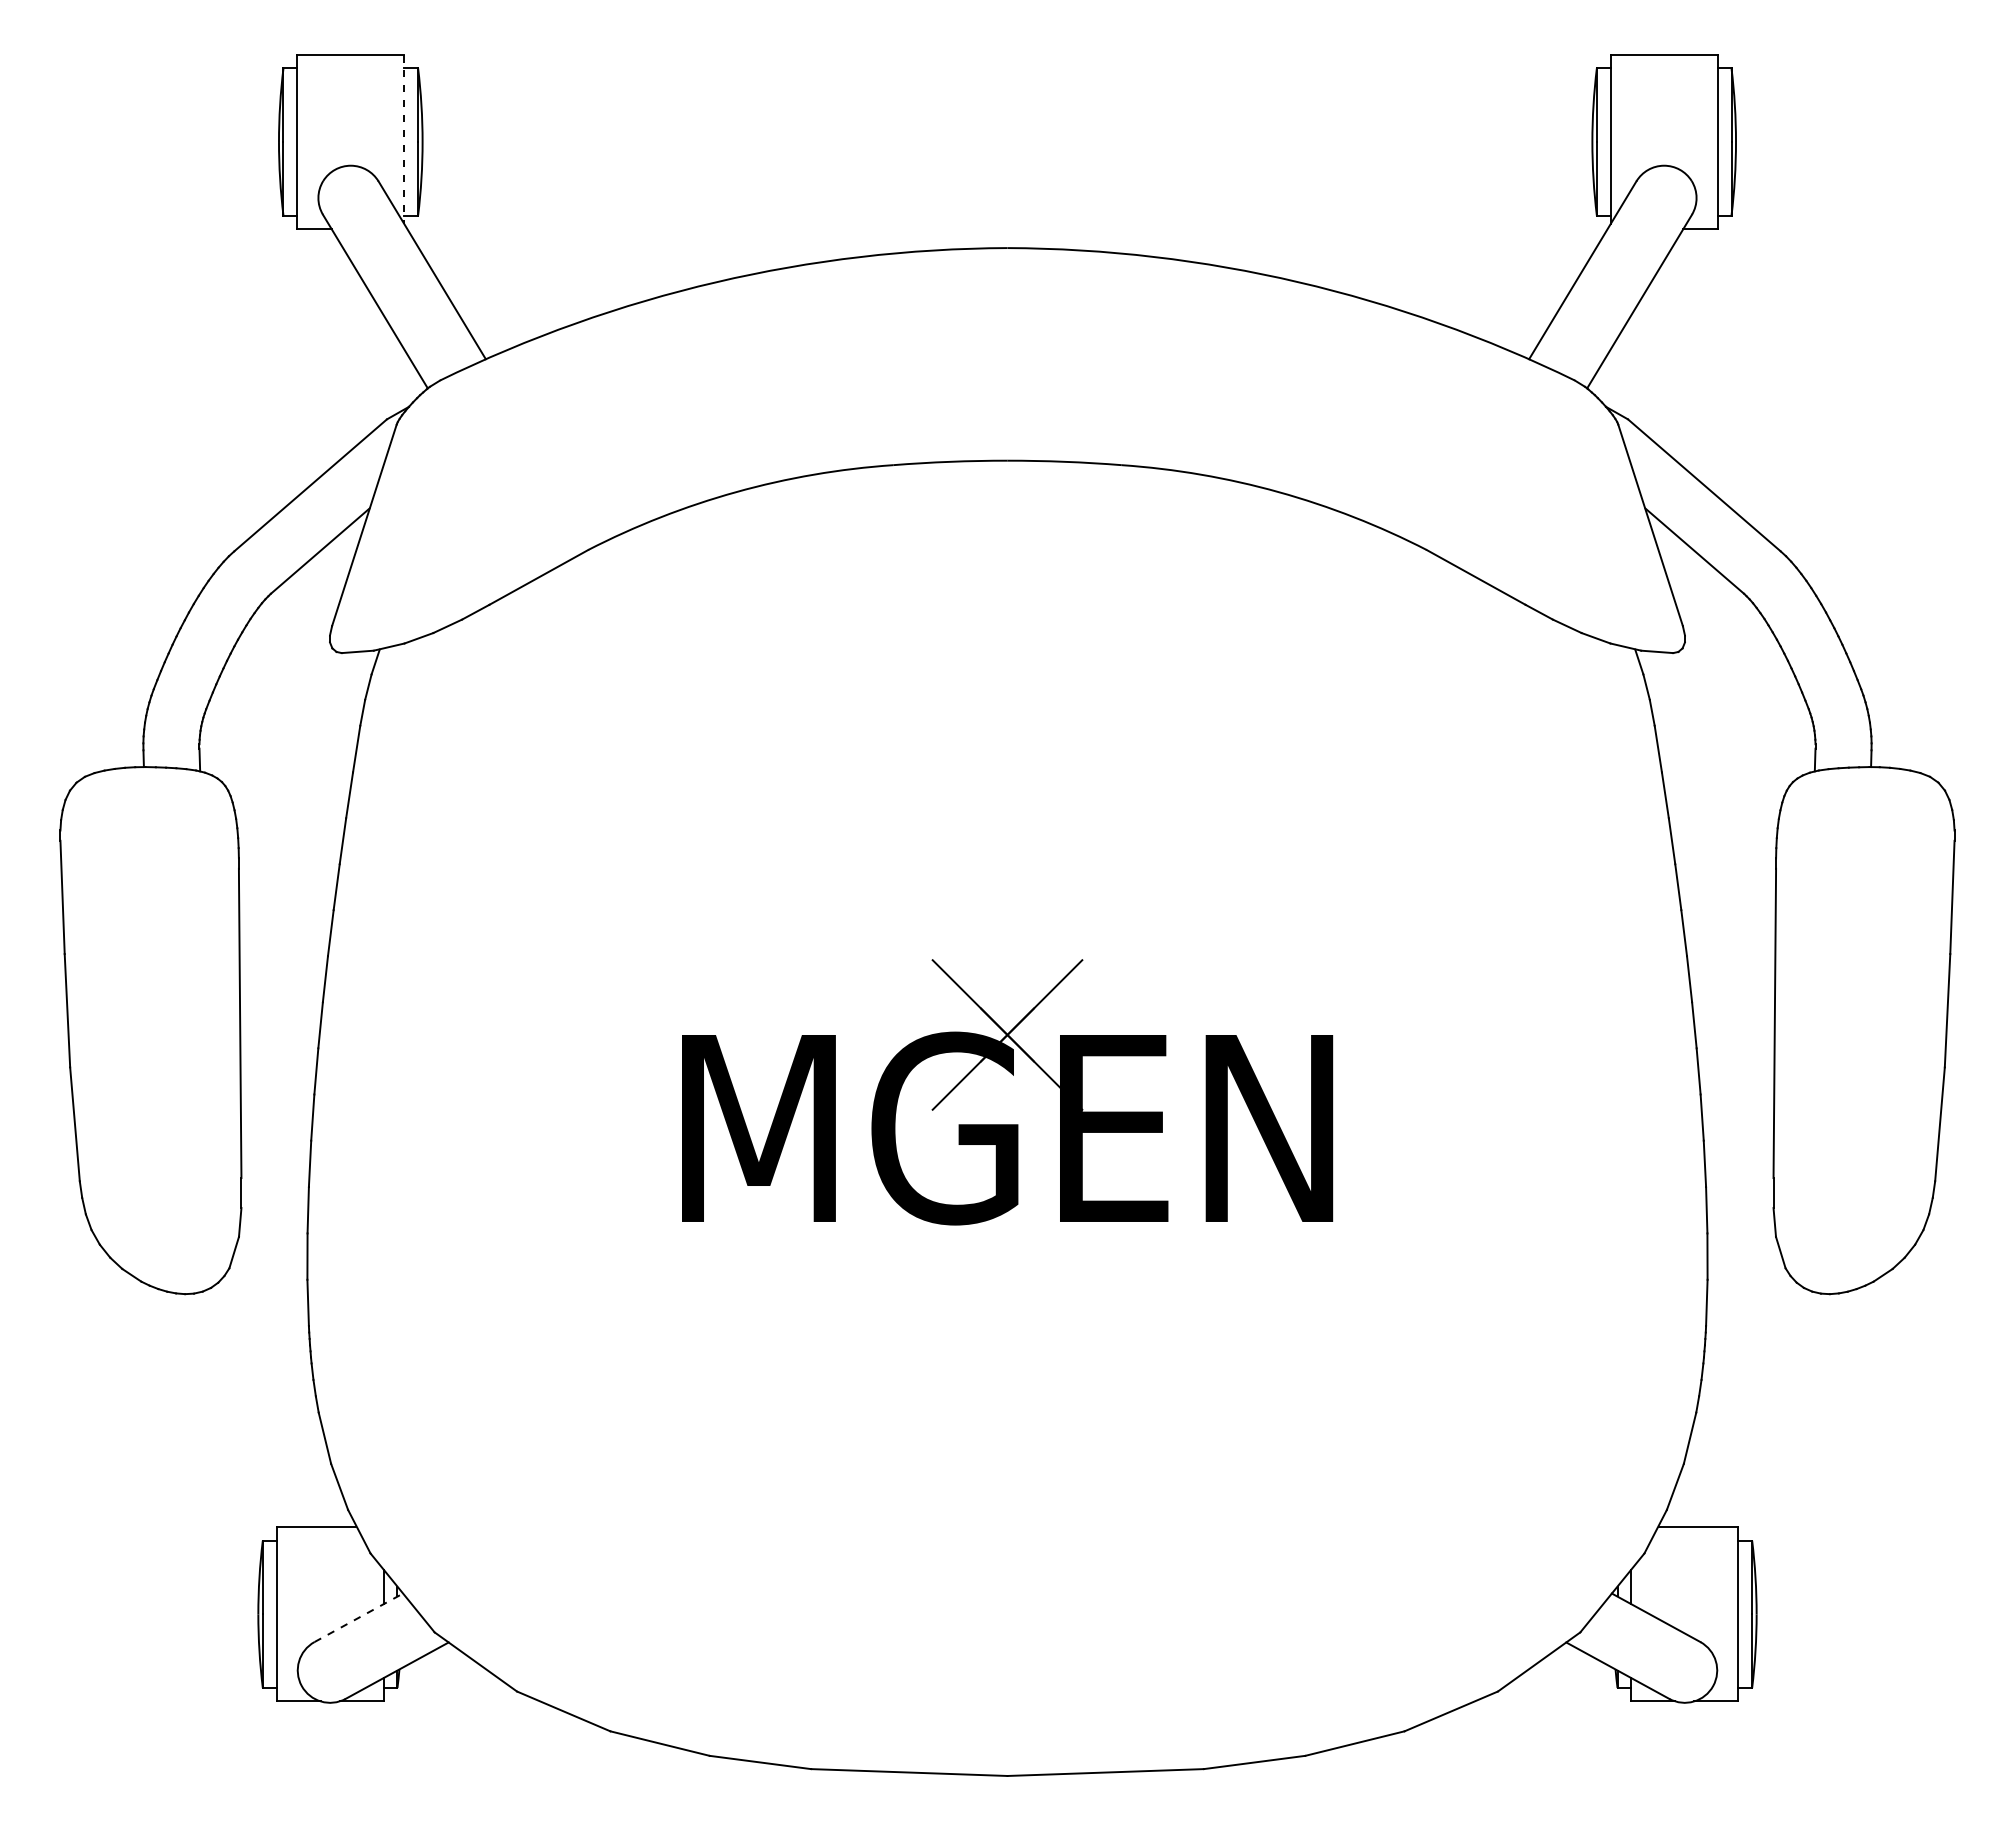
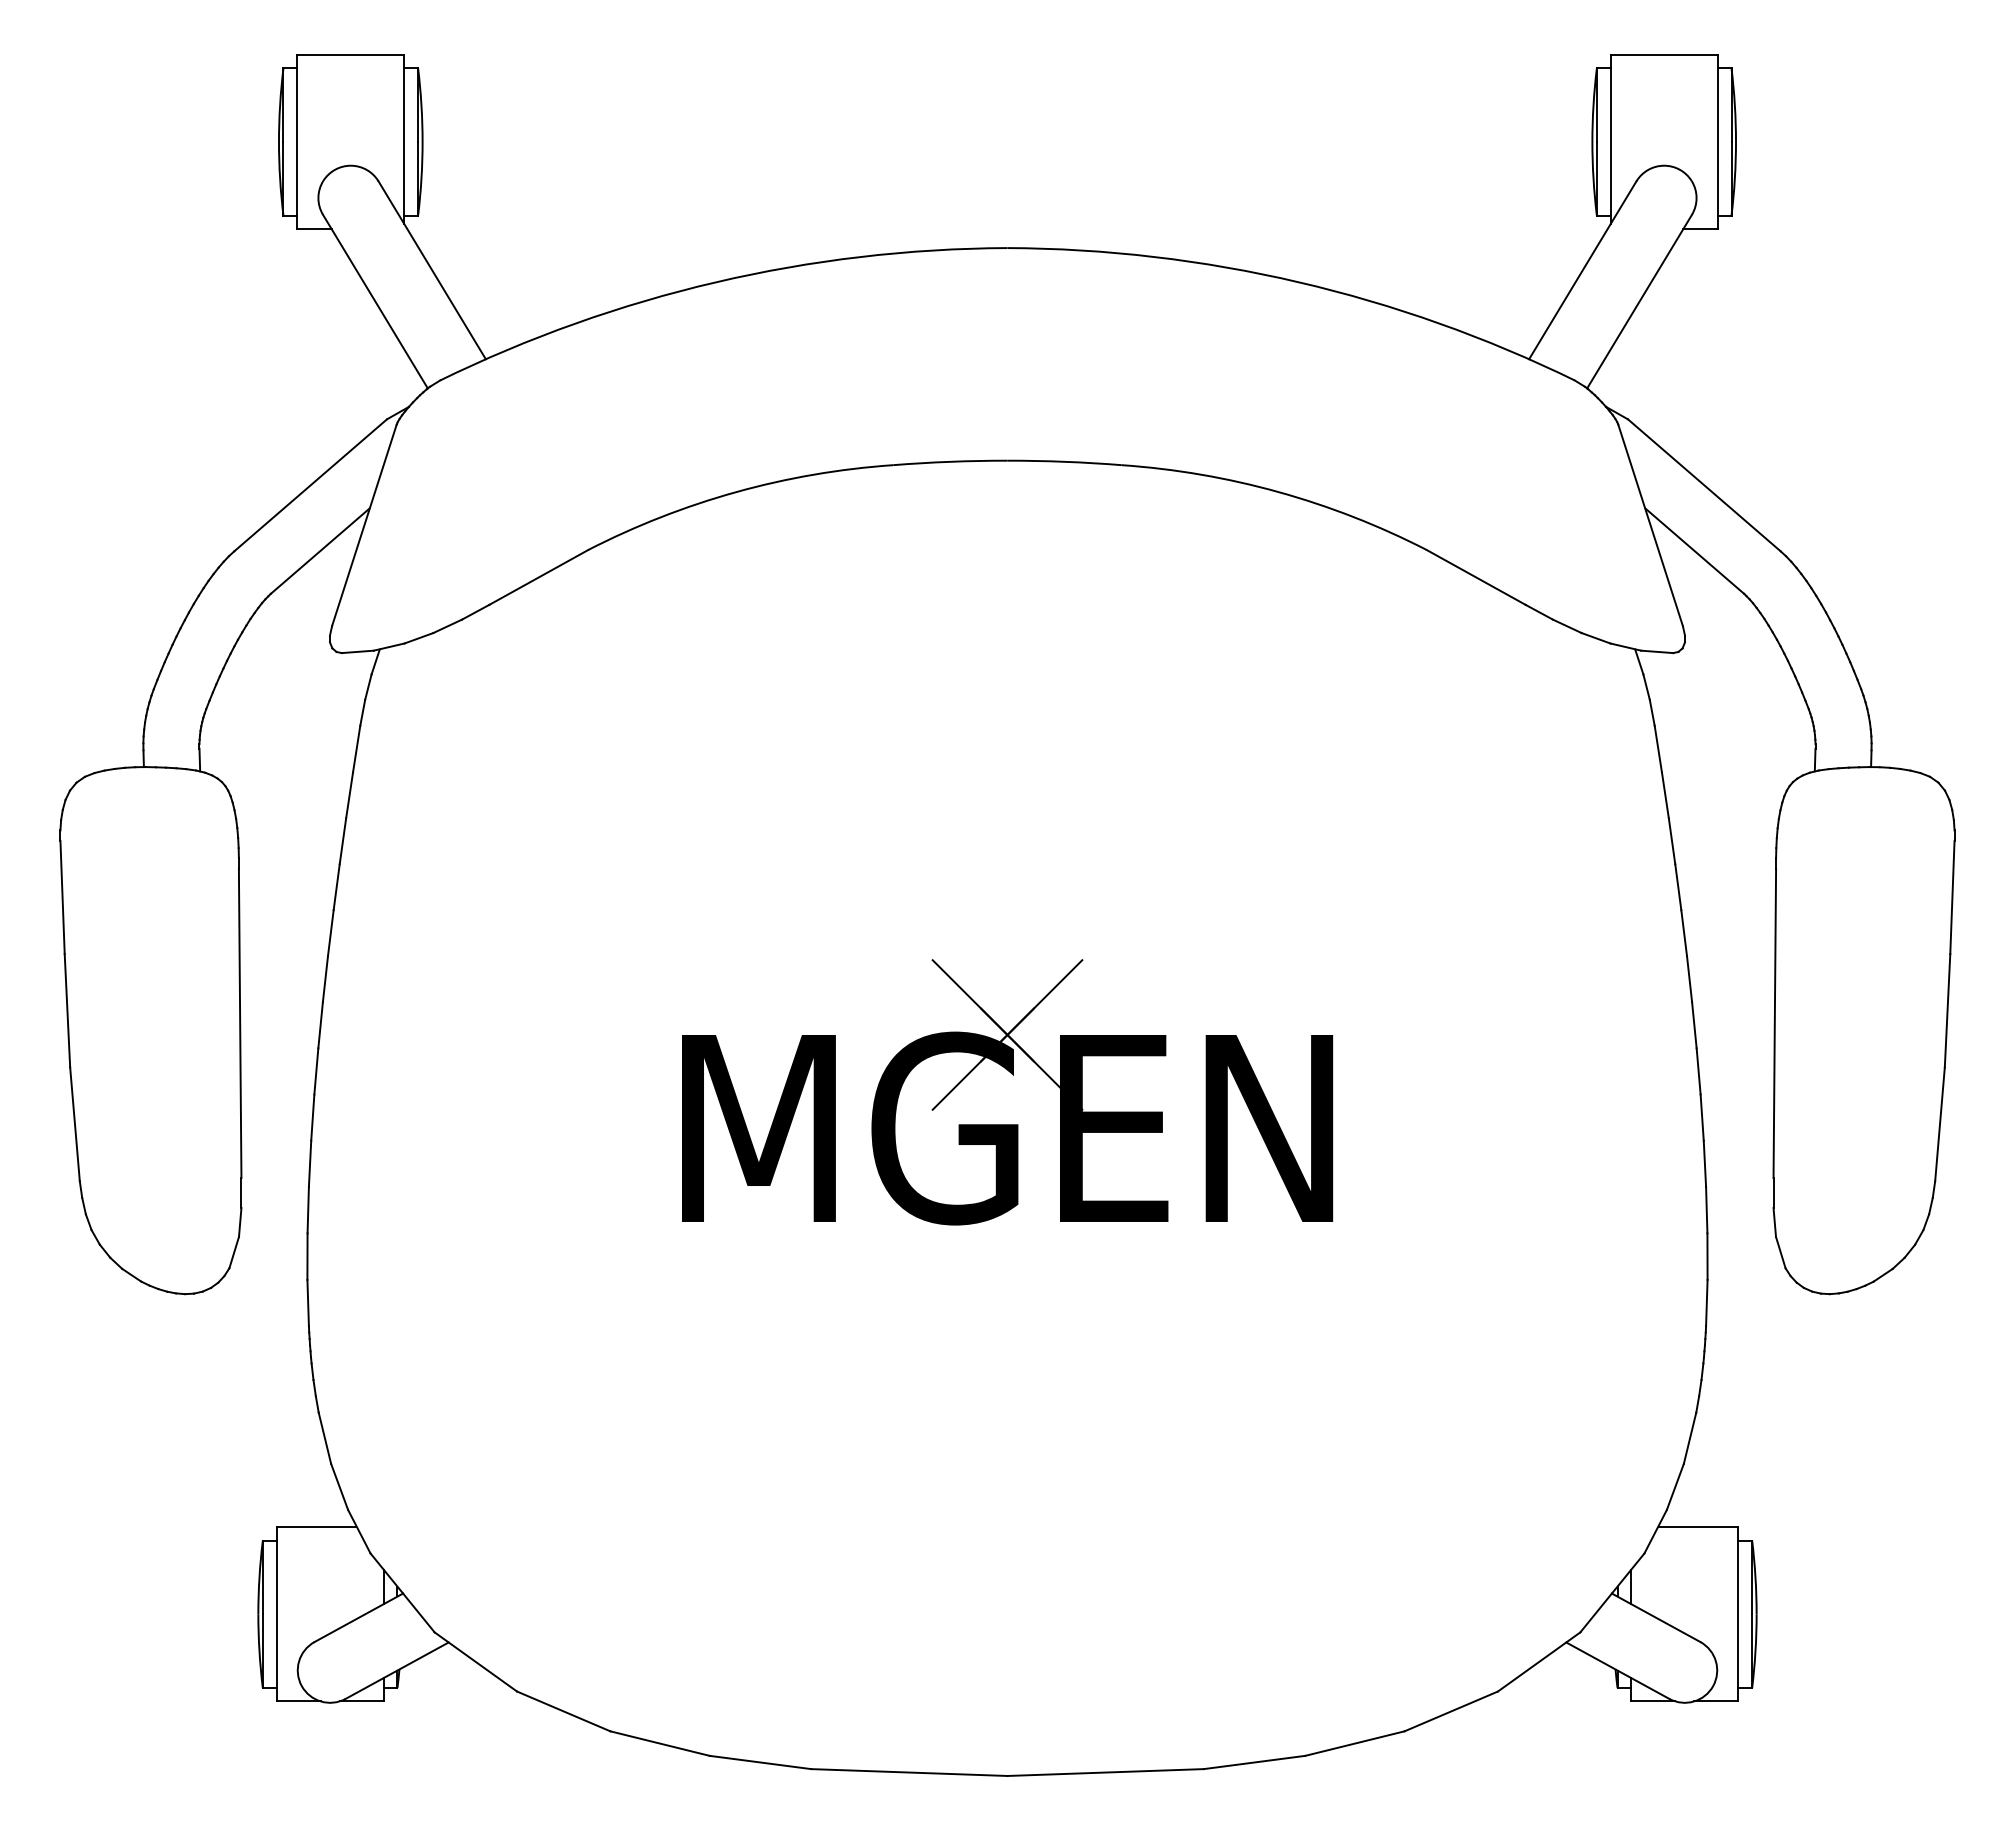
line: dashed -> solid (404, 139)
line: dashed -> solid (359, 1617)
